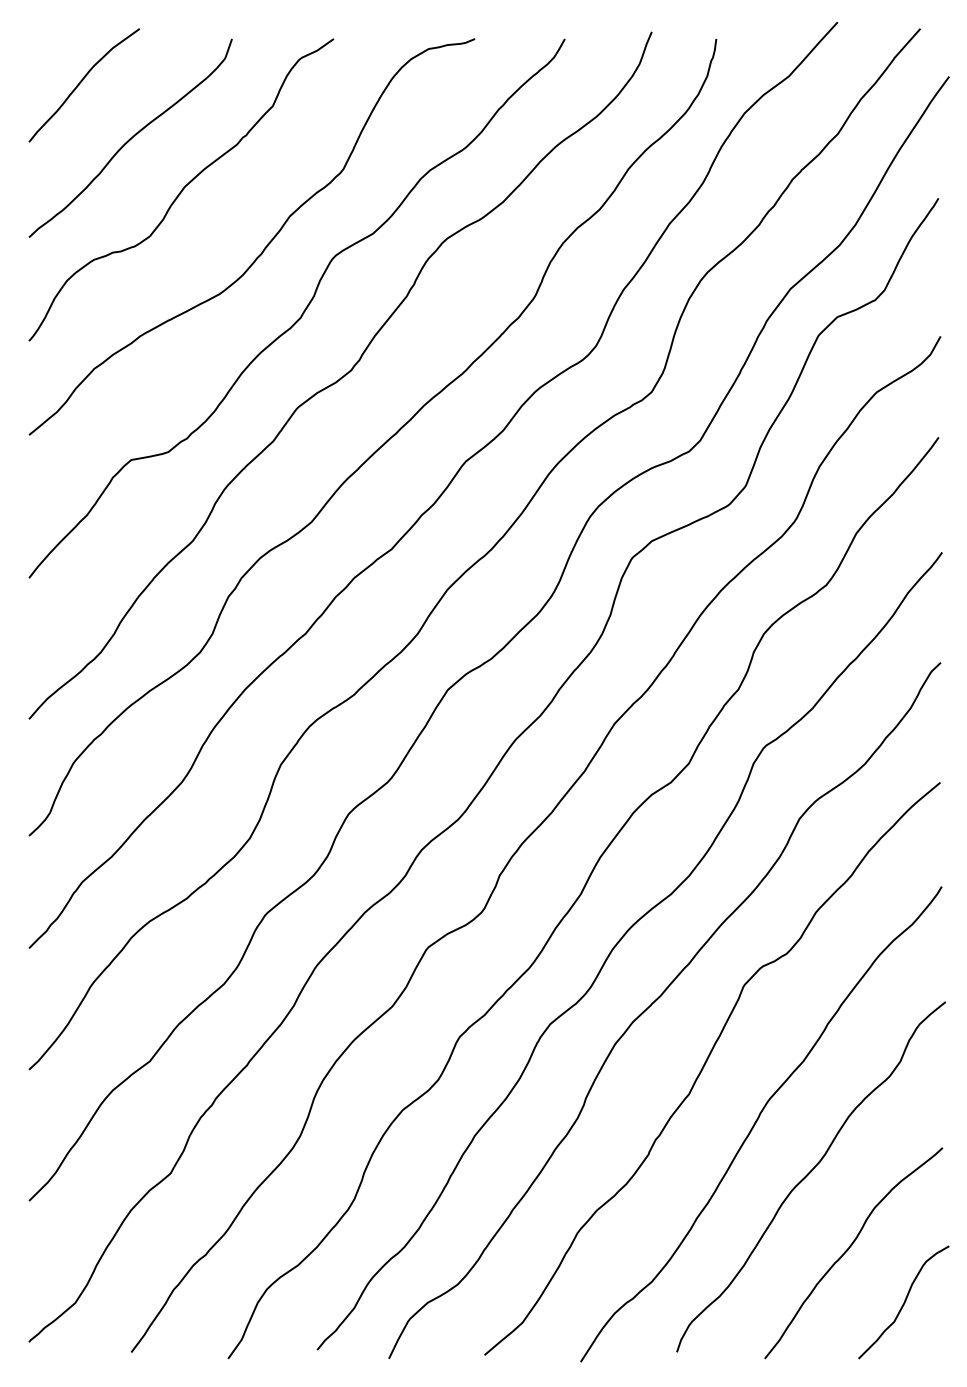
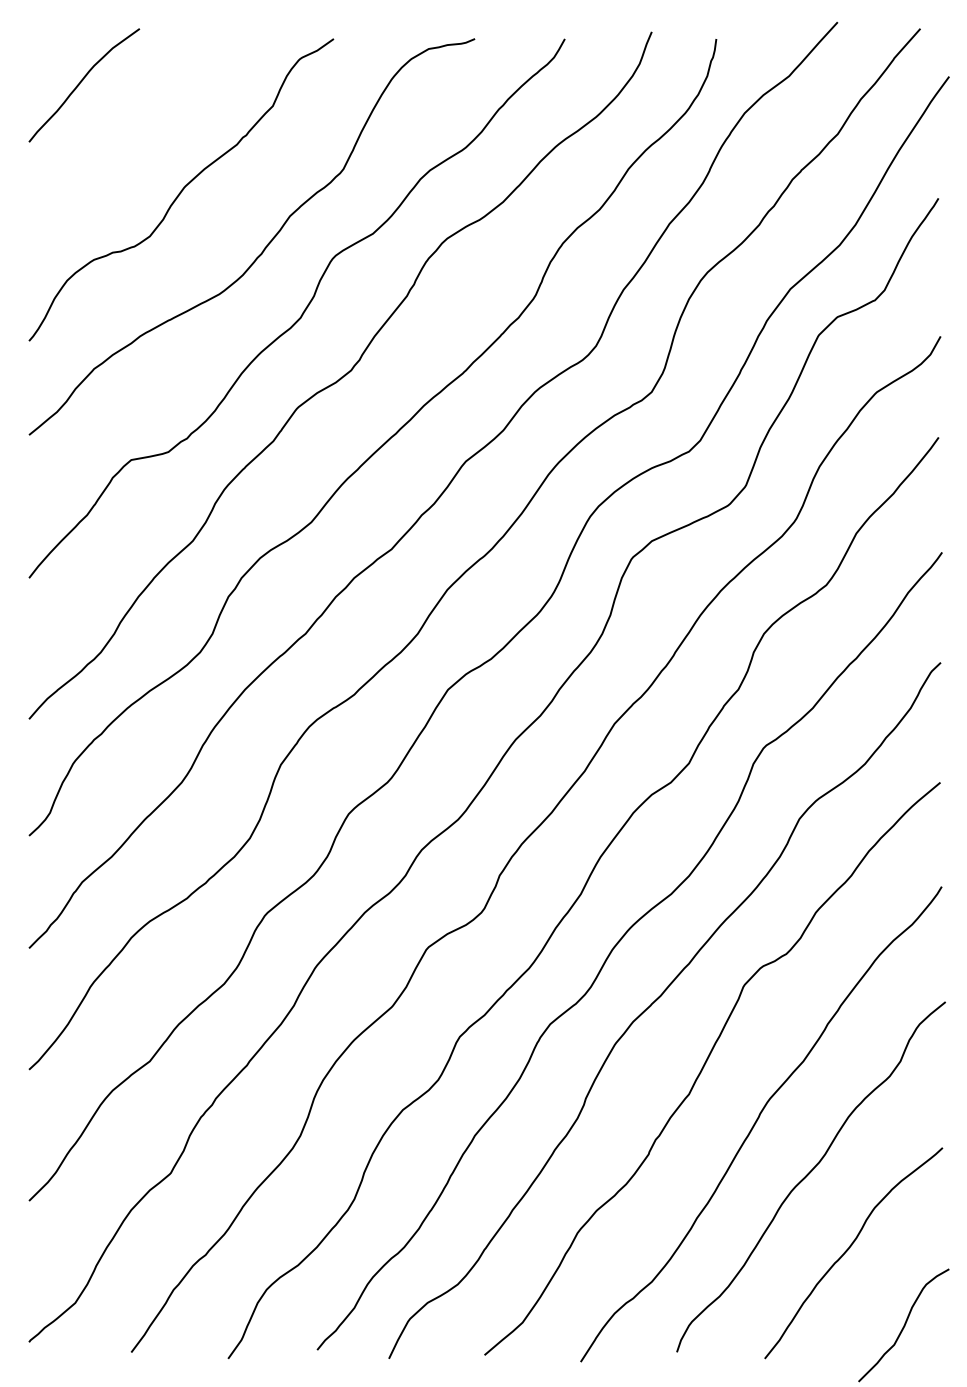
curve: present -> none (130, 137)
curve position: (903, 1302) -> (903, 1325) (903, 1325)
